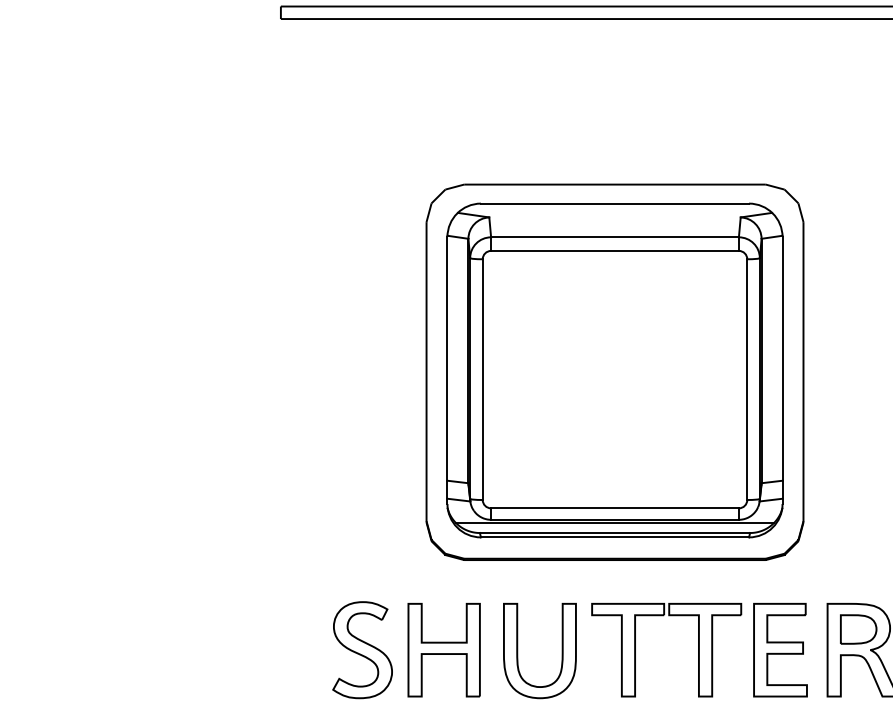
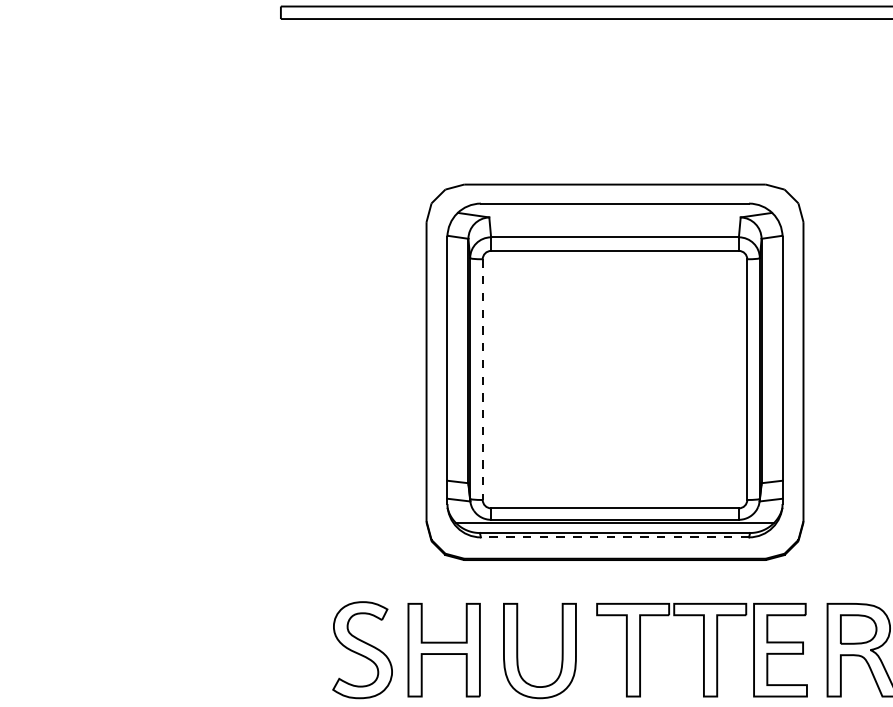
line: solid -> dashed (482, 380)
line: solid -> dashed (614, 537)
part position: (635, 650) -> (640, 650) (640, 650)
